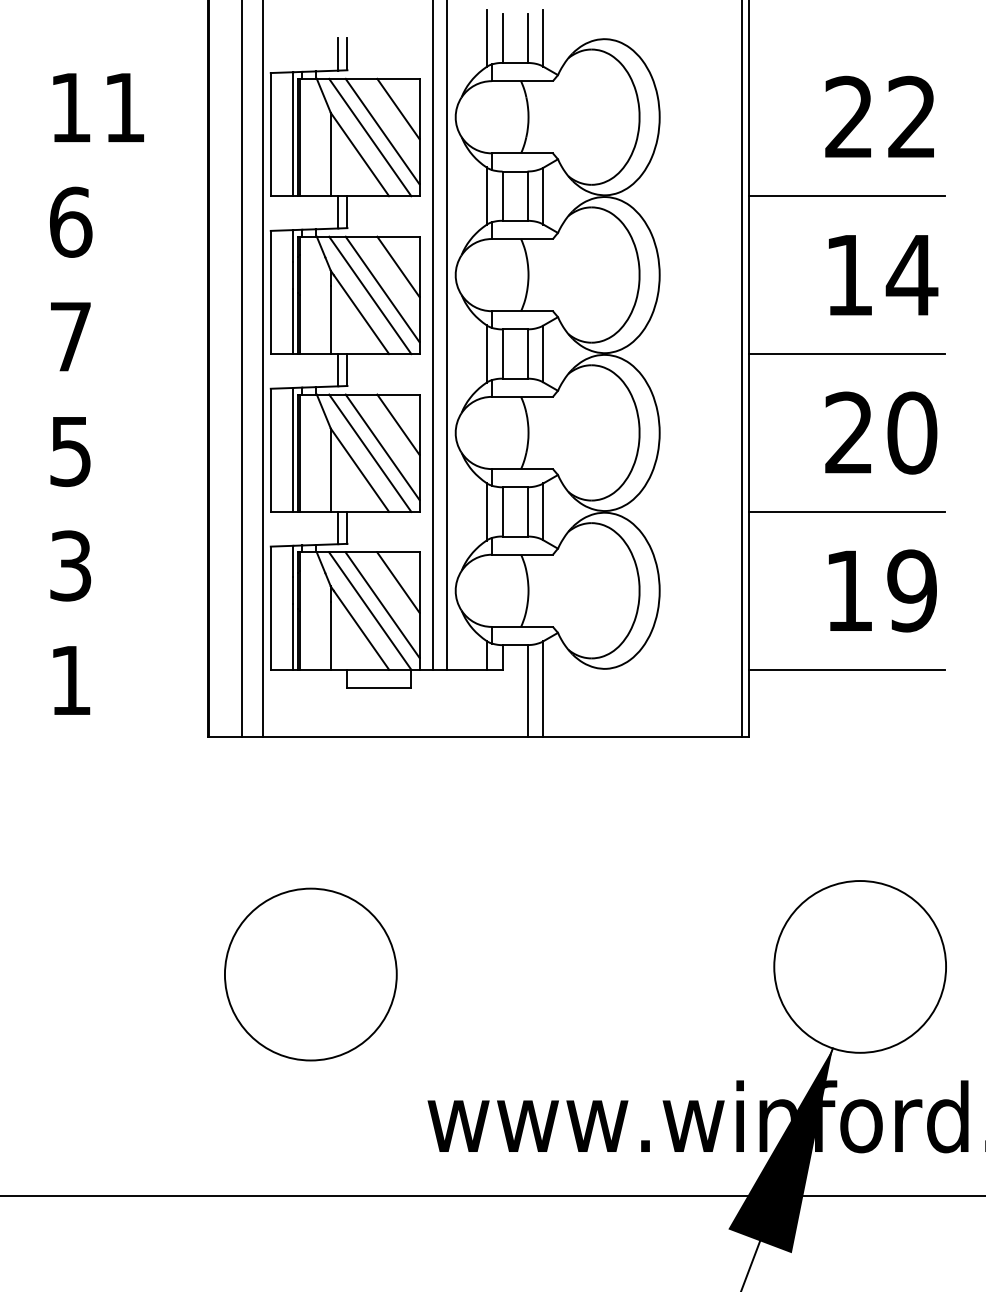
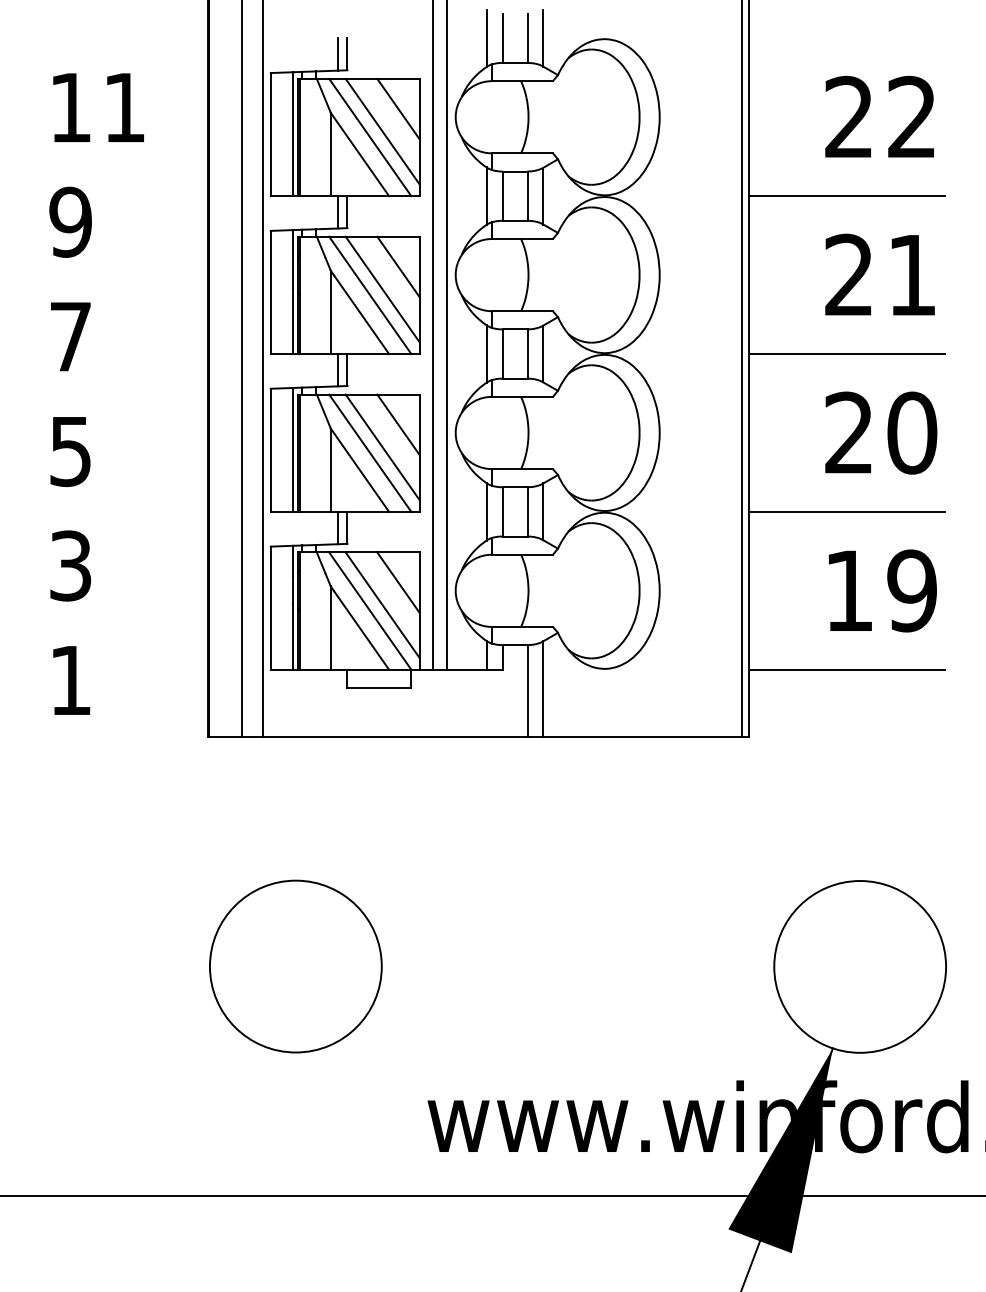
text: 6 -> 9 (70, 221)
text: 14 -> 21 (881, 274)
circle position: (310, 974) -> (295, 966) (295, 966)
